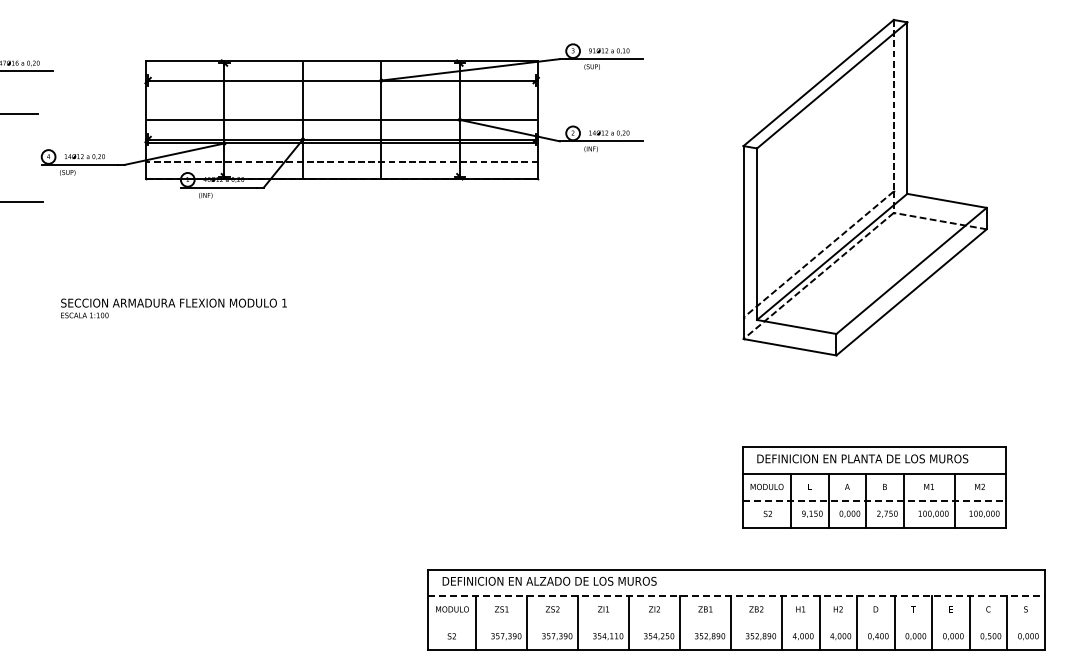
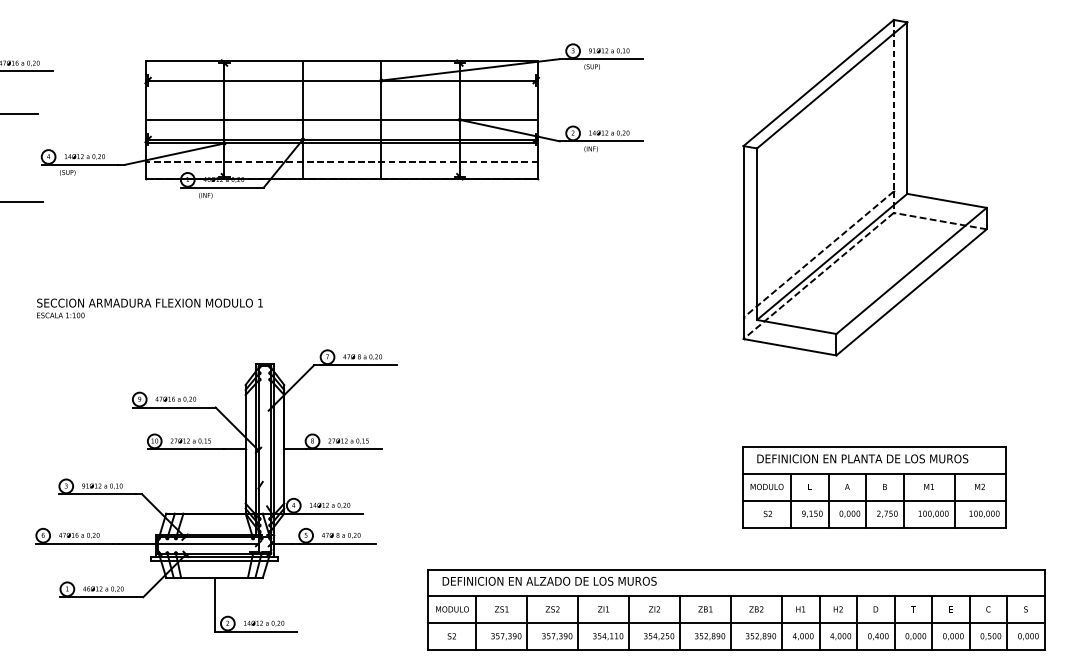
text position: (173, 308) -> (149, 308) (149, 308)
line: dashed -> solid (874, 500)
part: none -> present (216, 513)
line: dashed -> solid (736, 596)
line: none -> present (736, 623)
